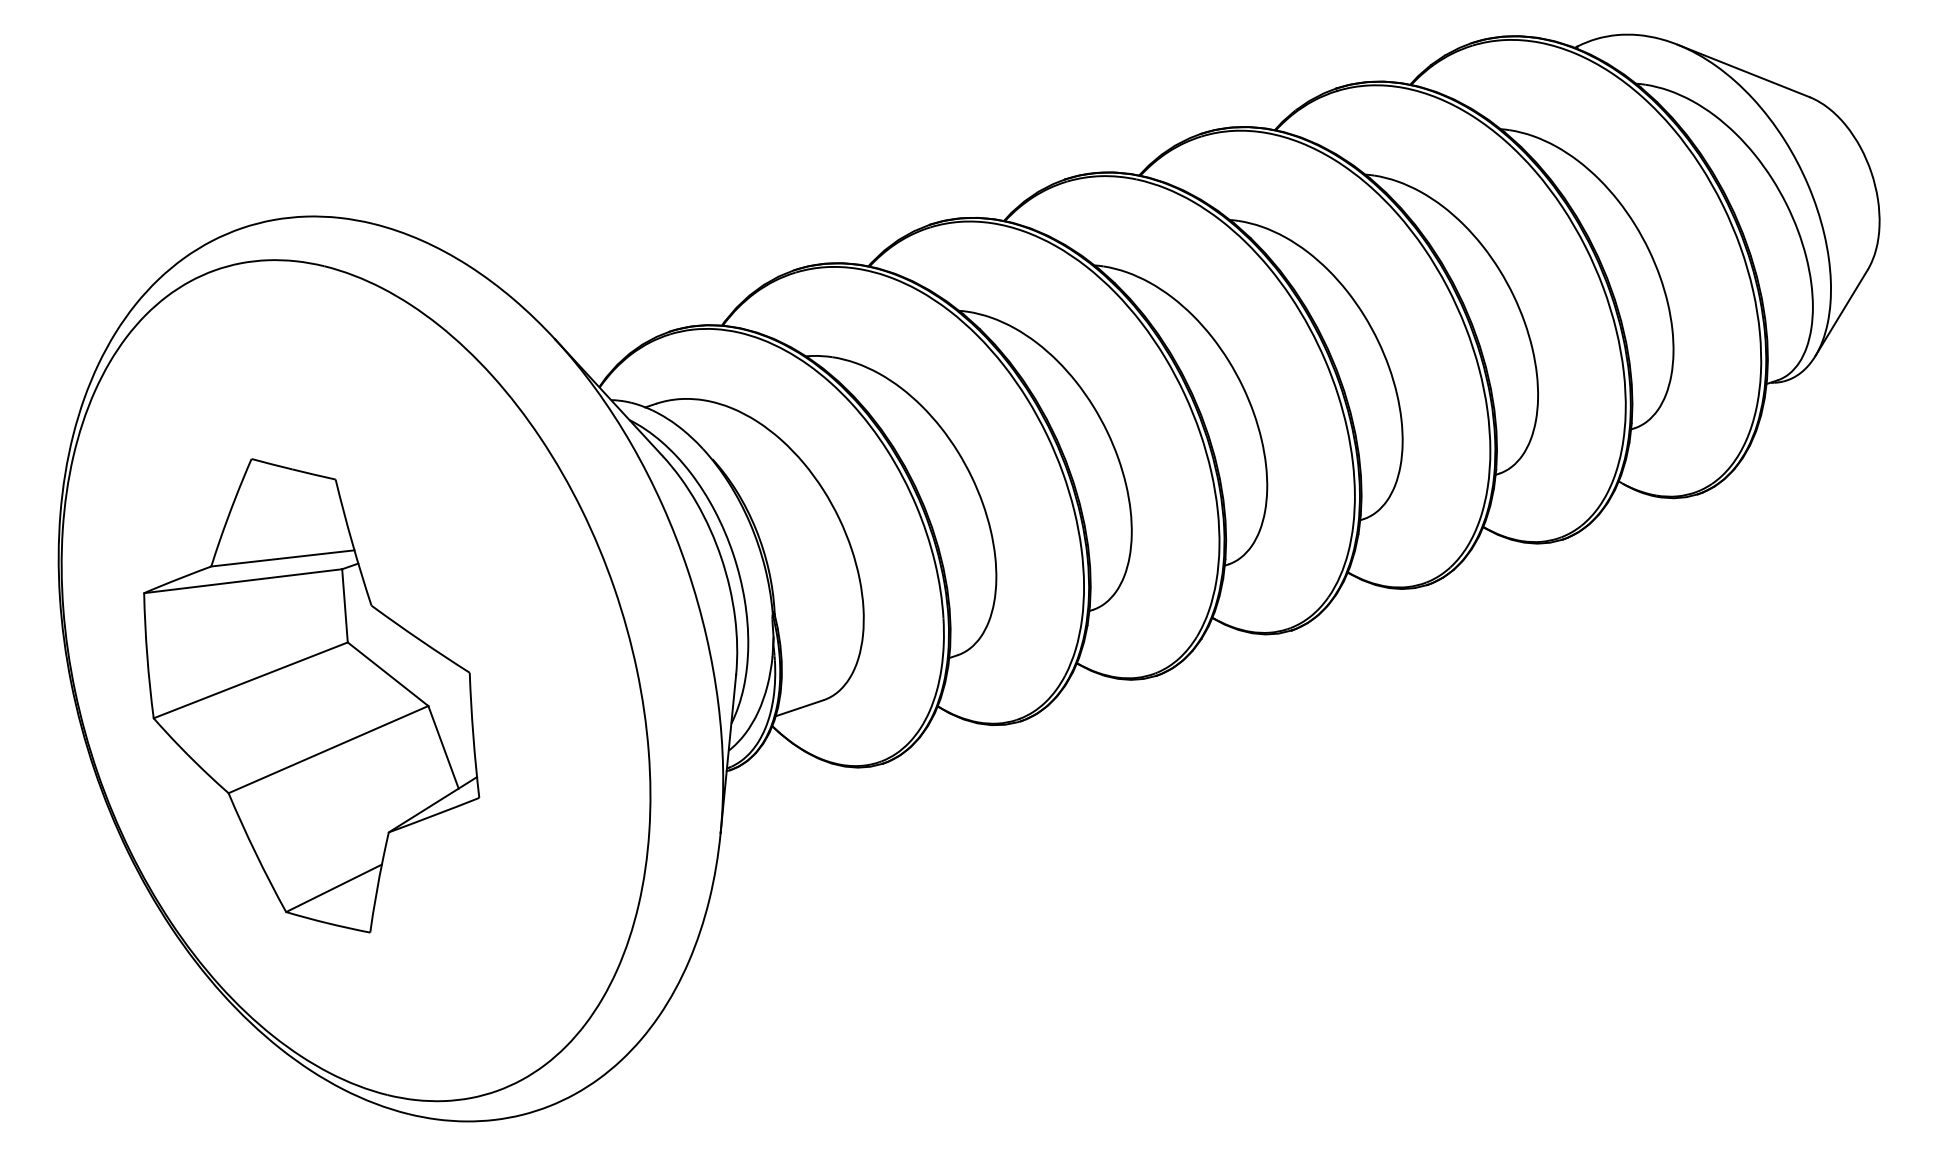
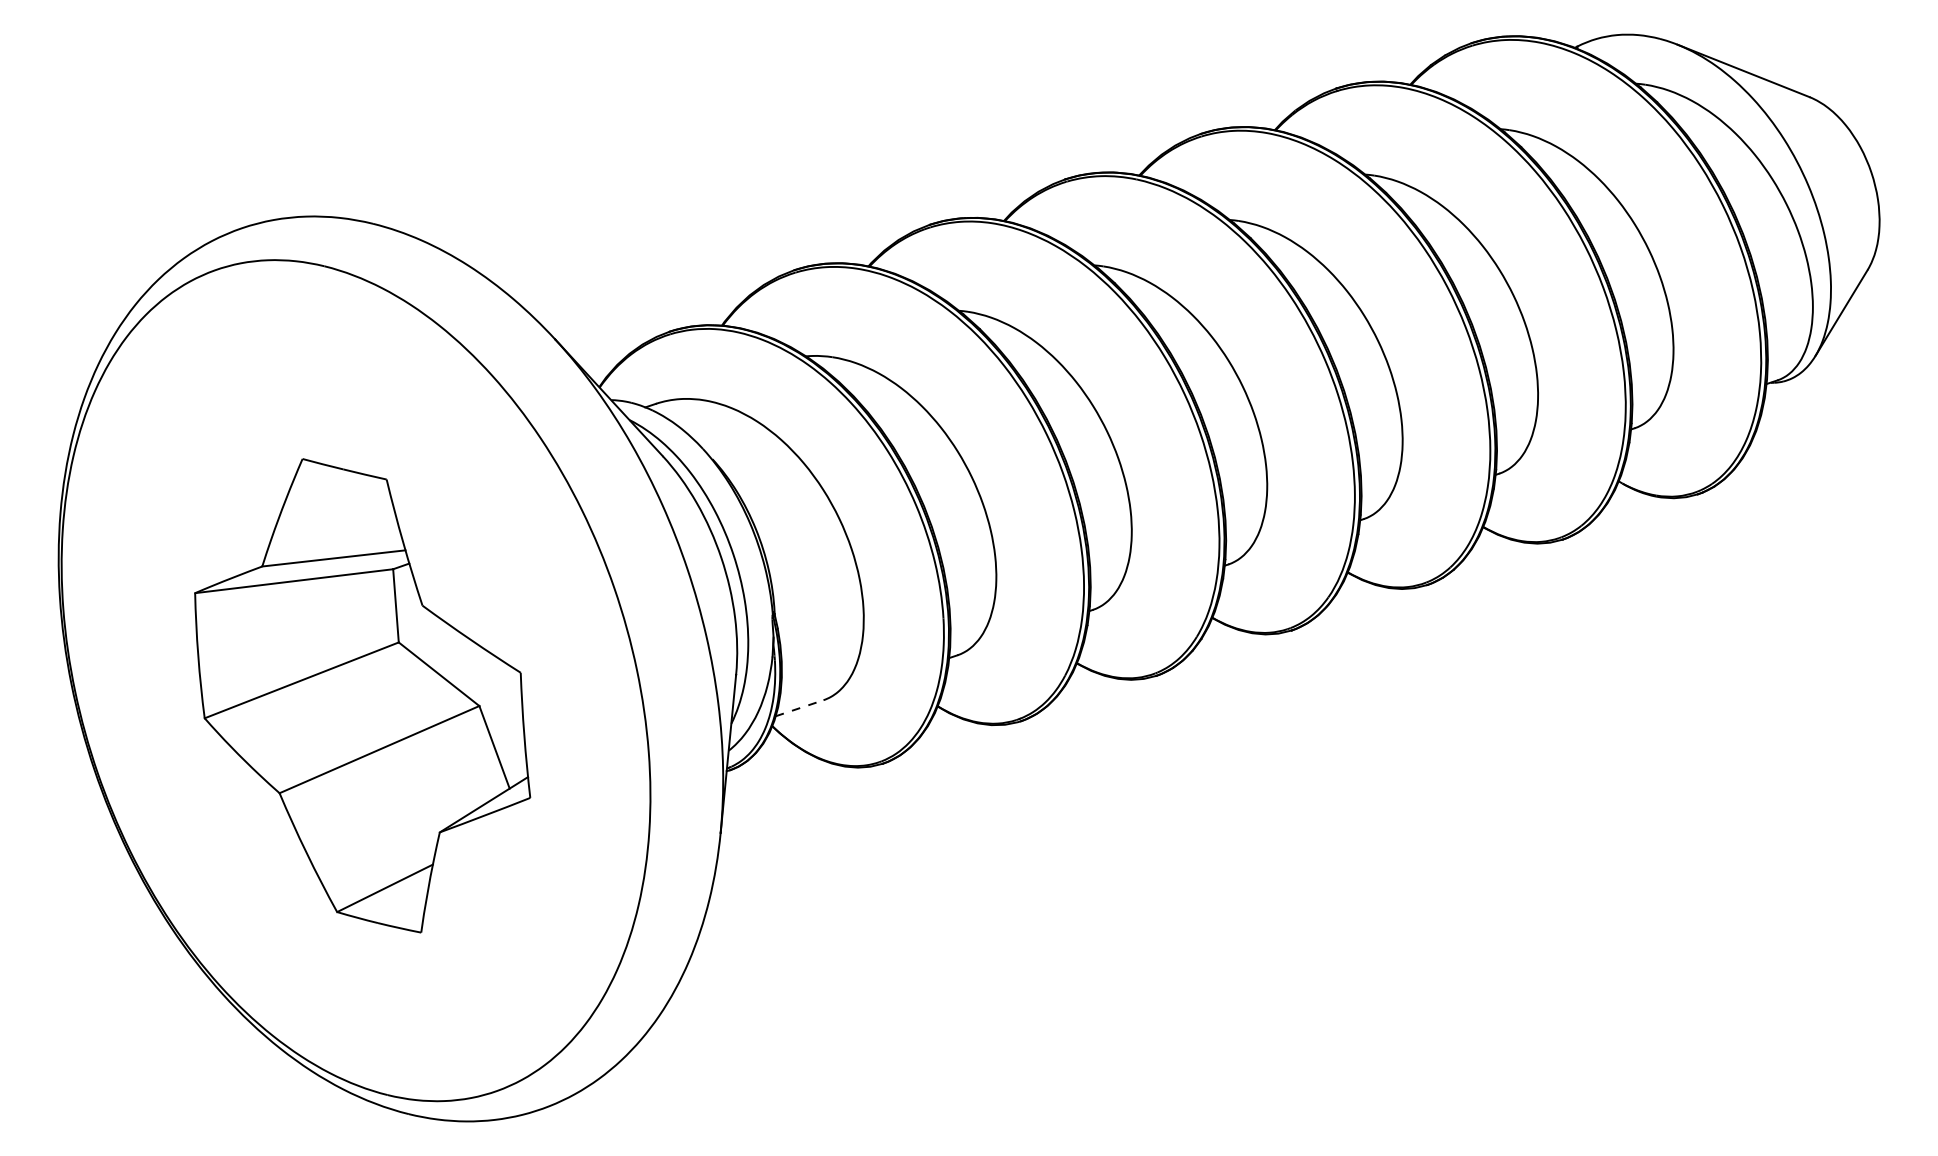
part position: (311, 695) -> (362, 695) (362, 695)
line: solid -> dashed (800, 708)
